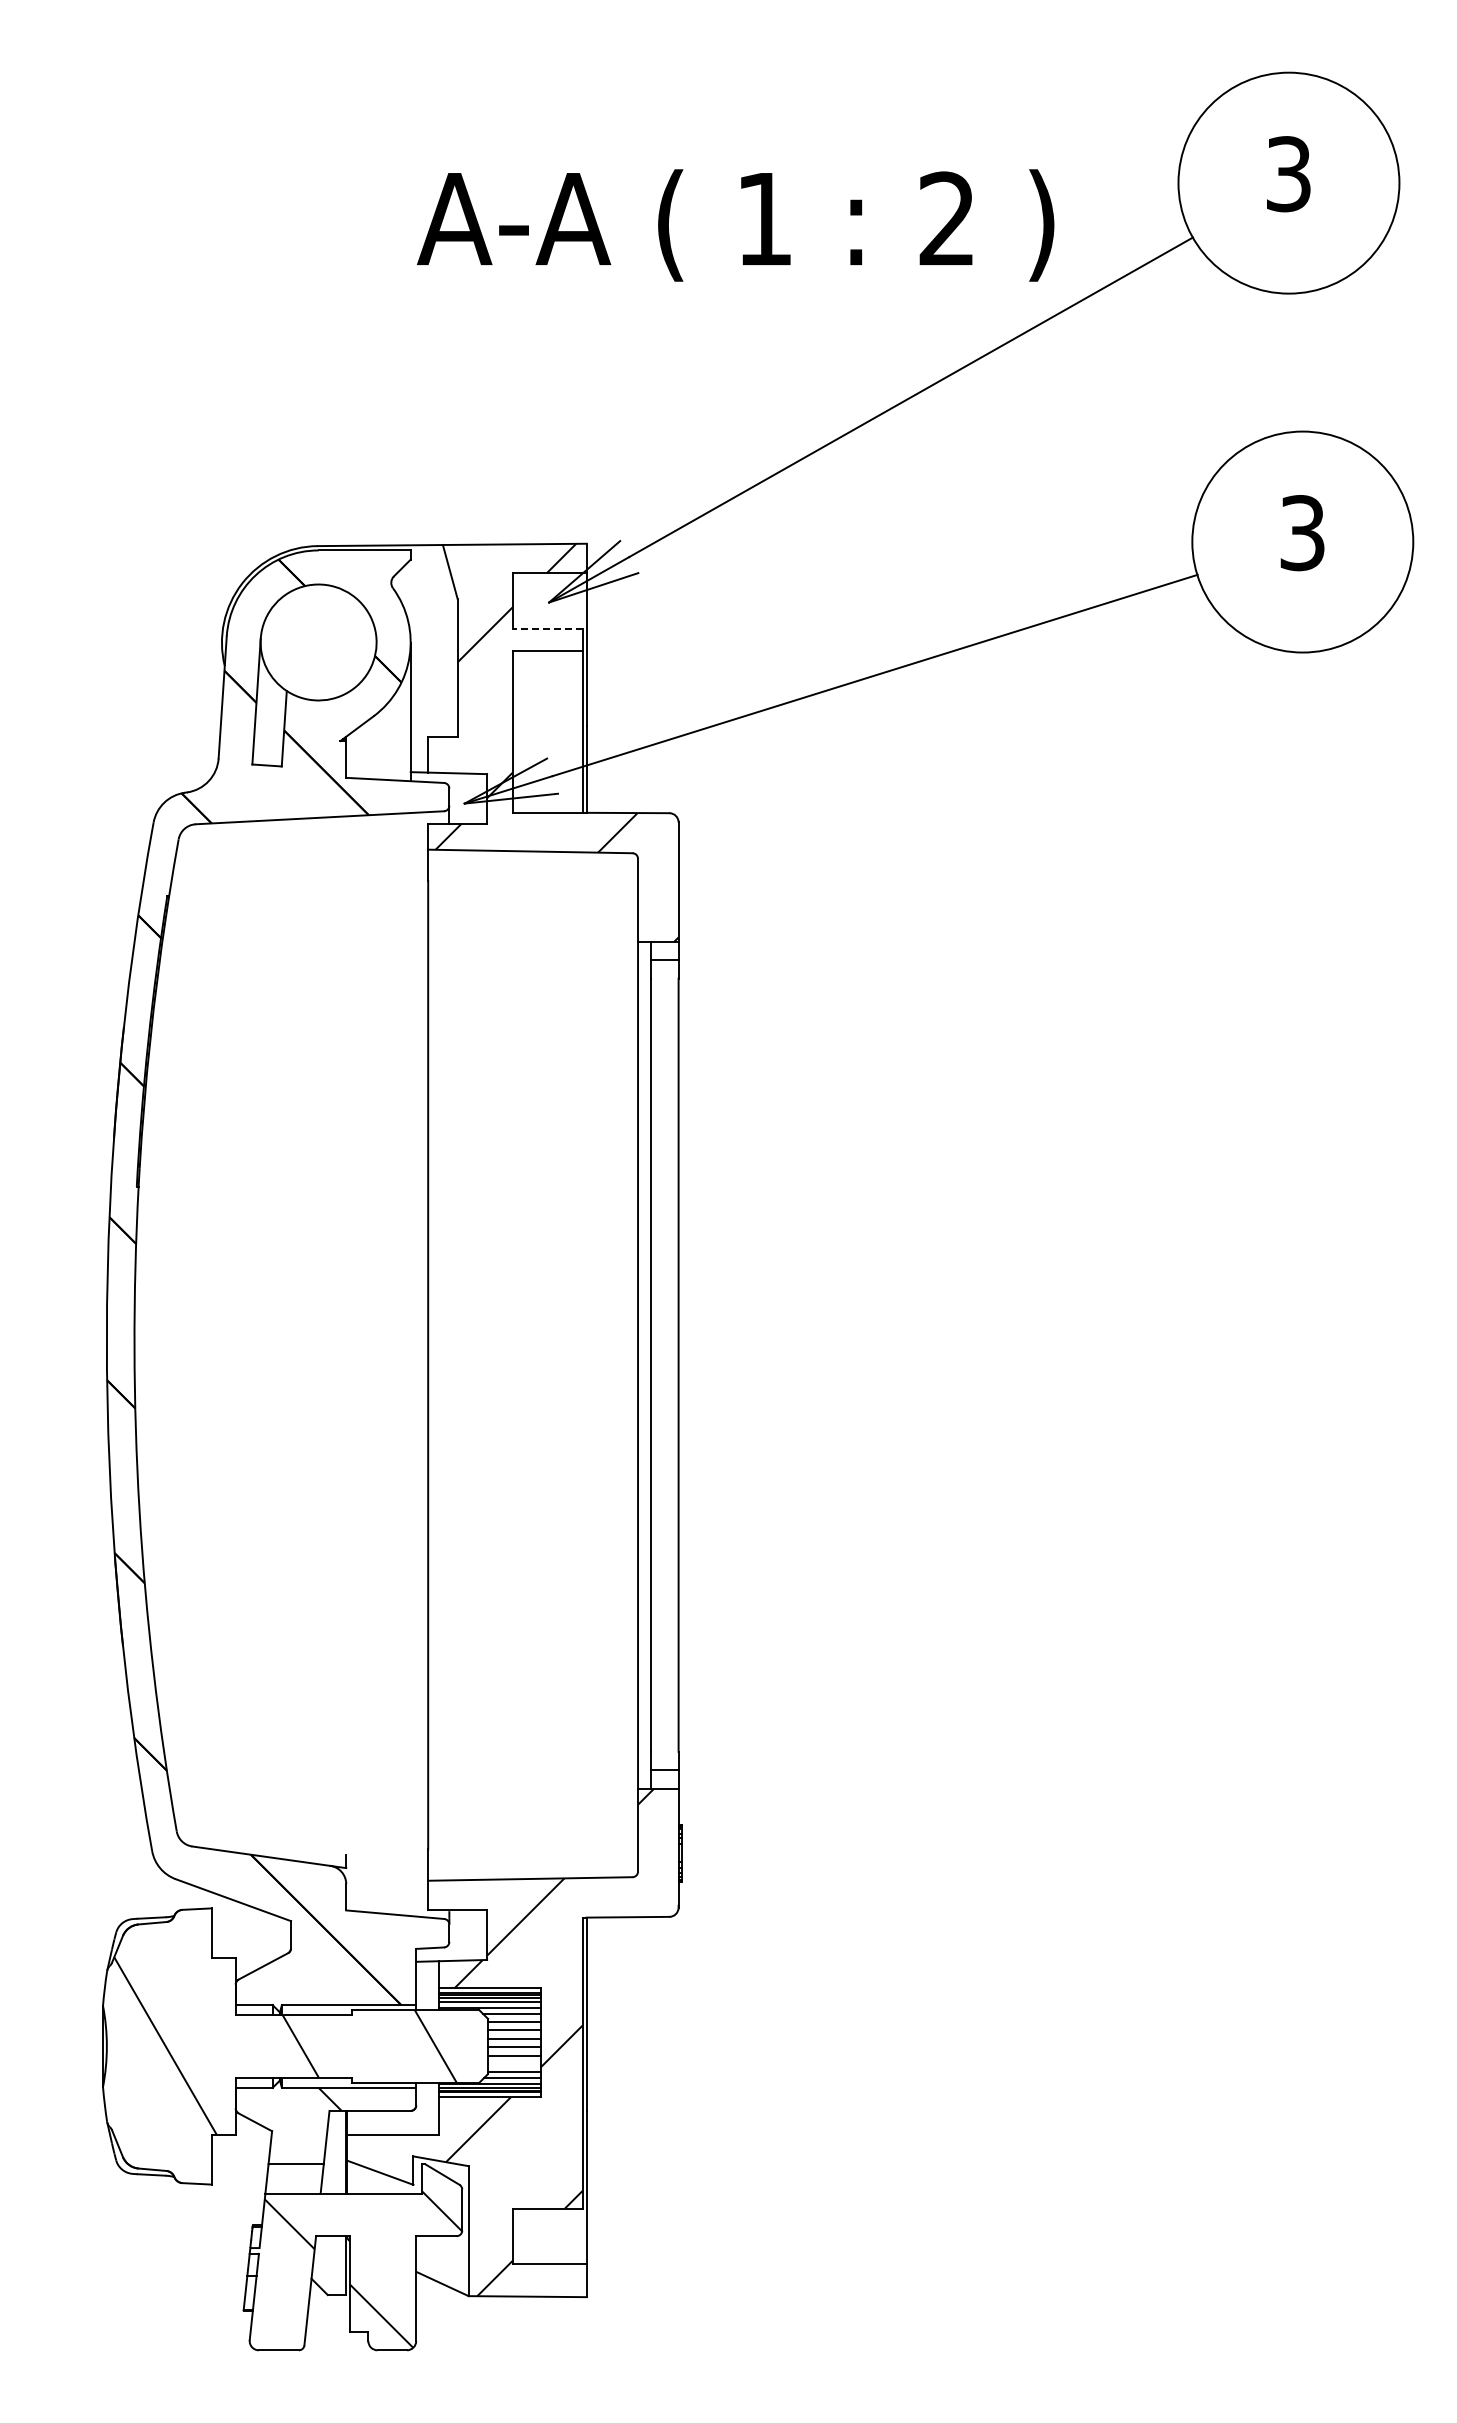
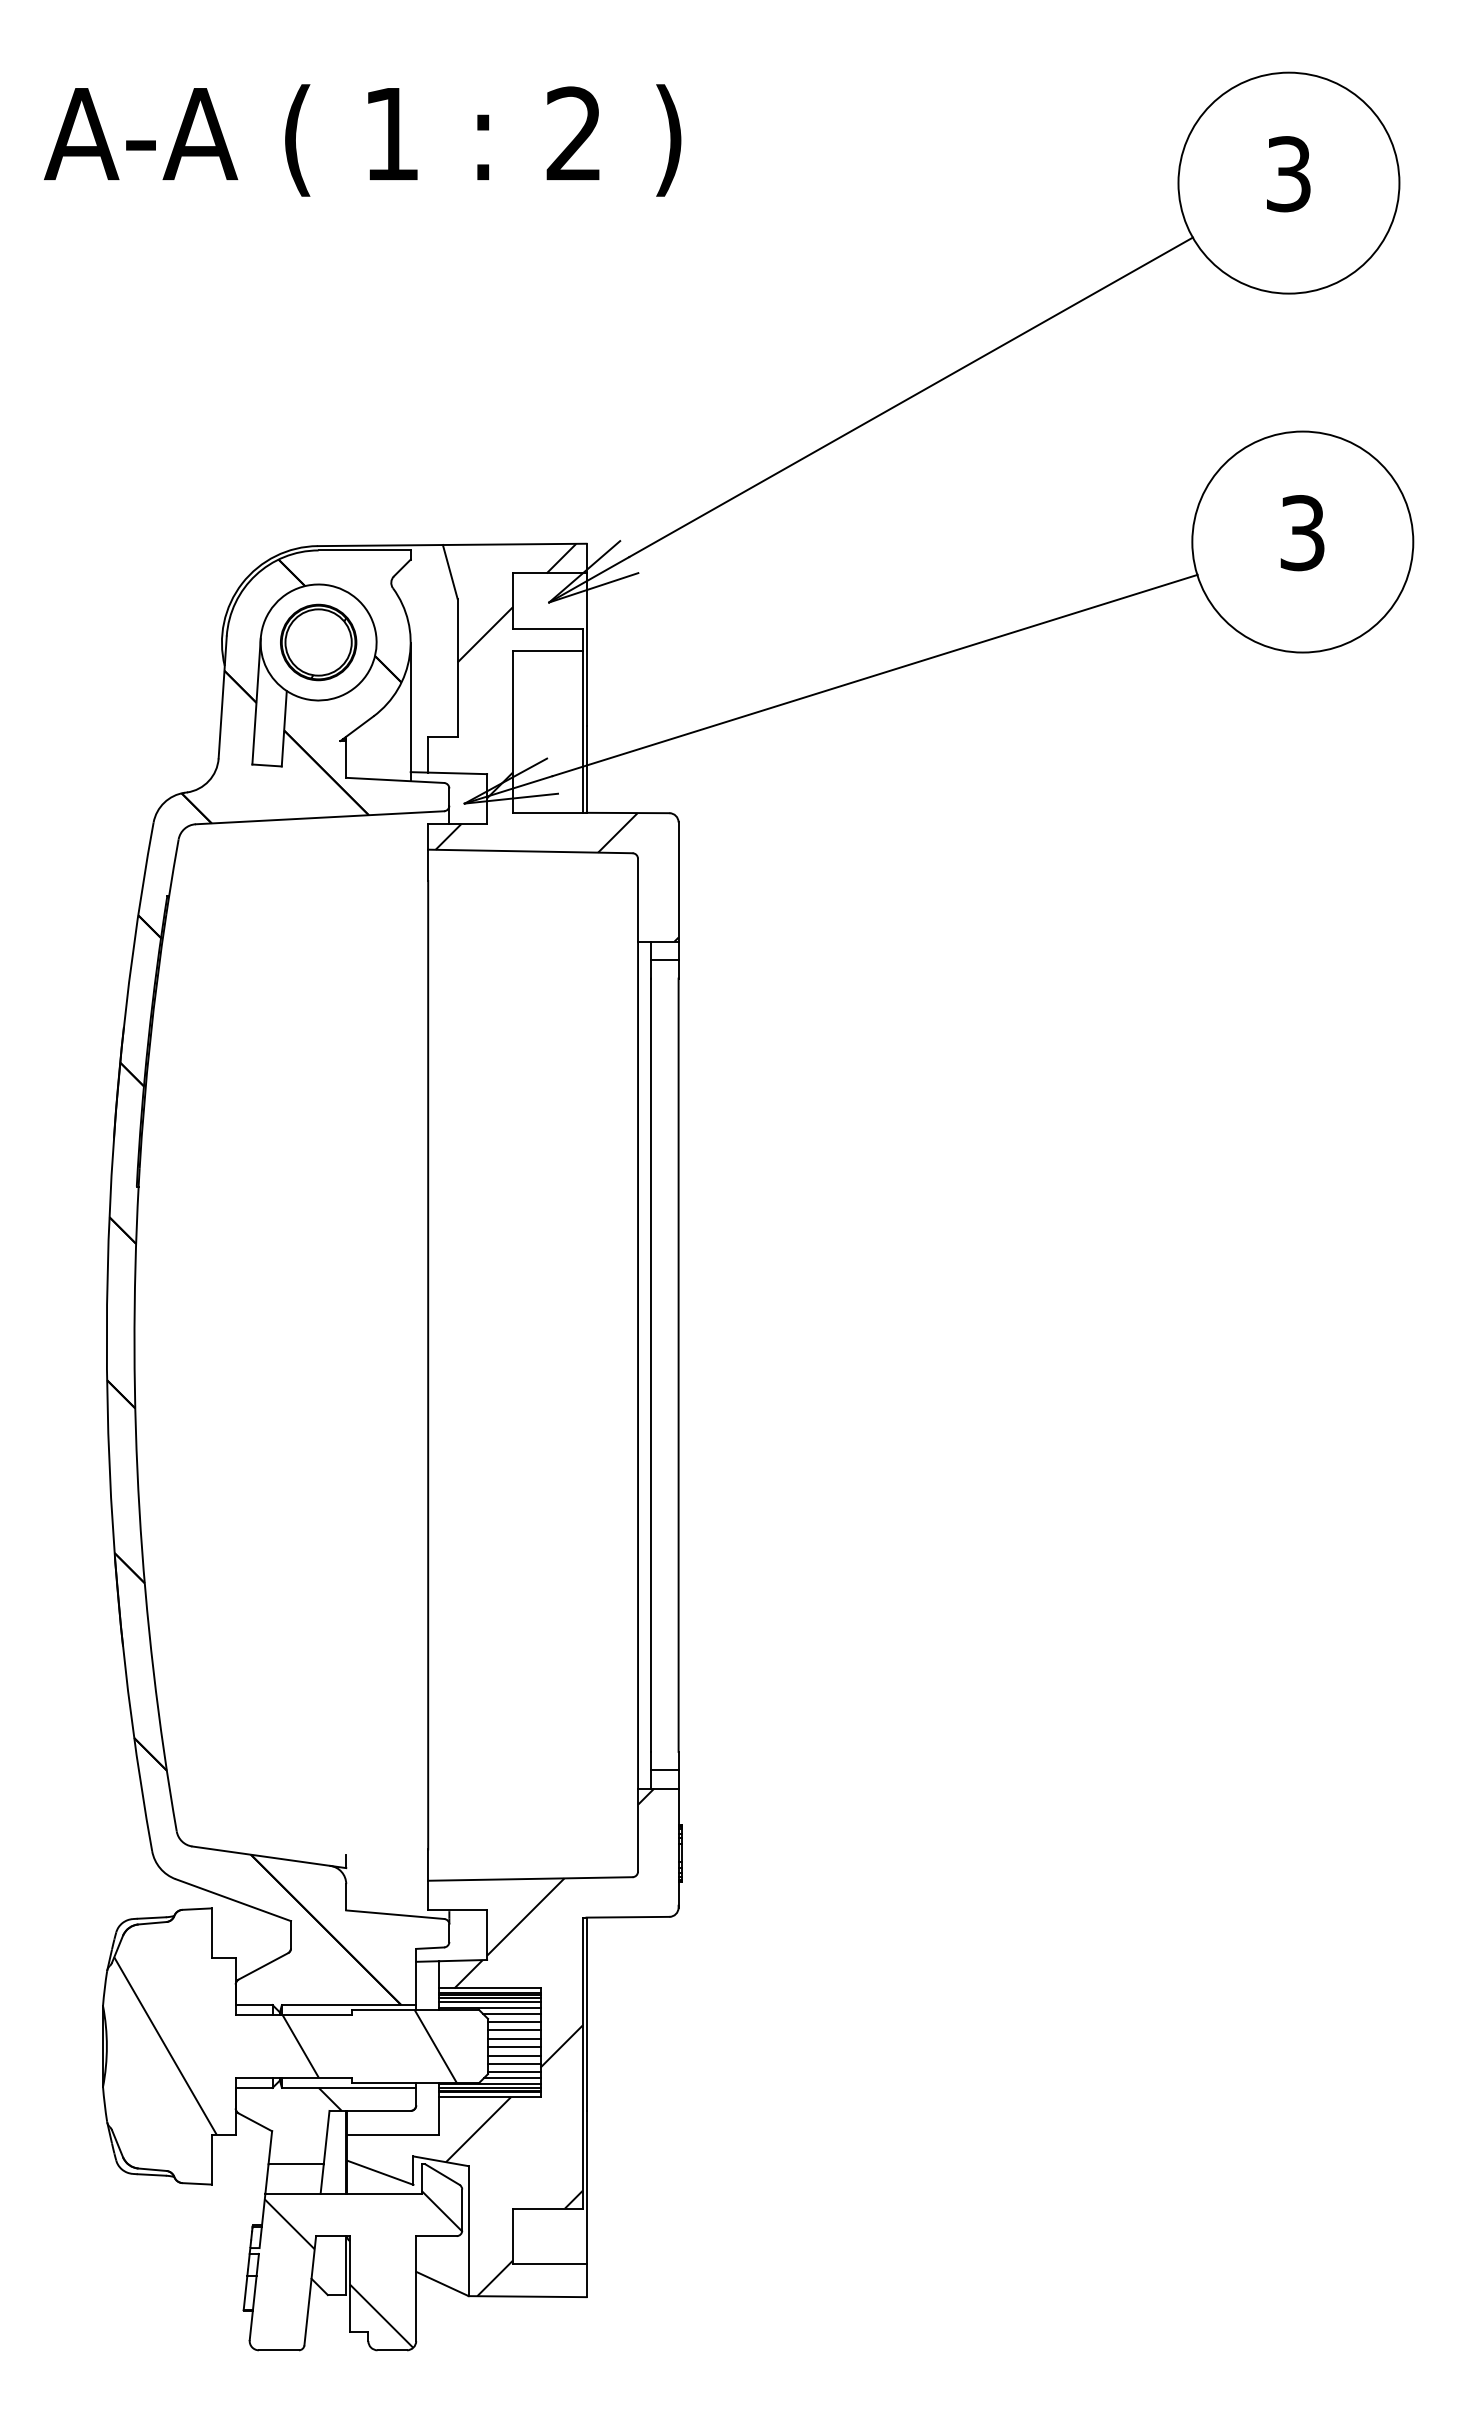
text position: (735, 225) -> (362, 140) (362, 140)
line: dashed -> solid (547, 628)
part: none -> present (318, 642)
line: none -> present (514, 2063)
